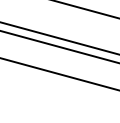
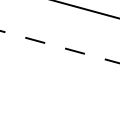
line: present -> none (59, 37)
line: solid -> dashed (59, 47)
line: present -> none (59, 73)
